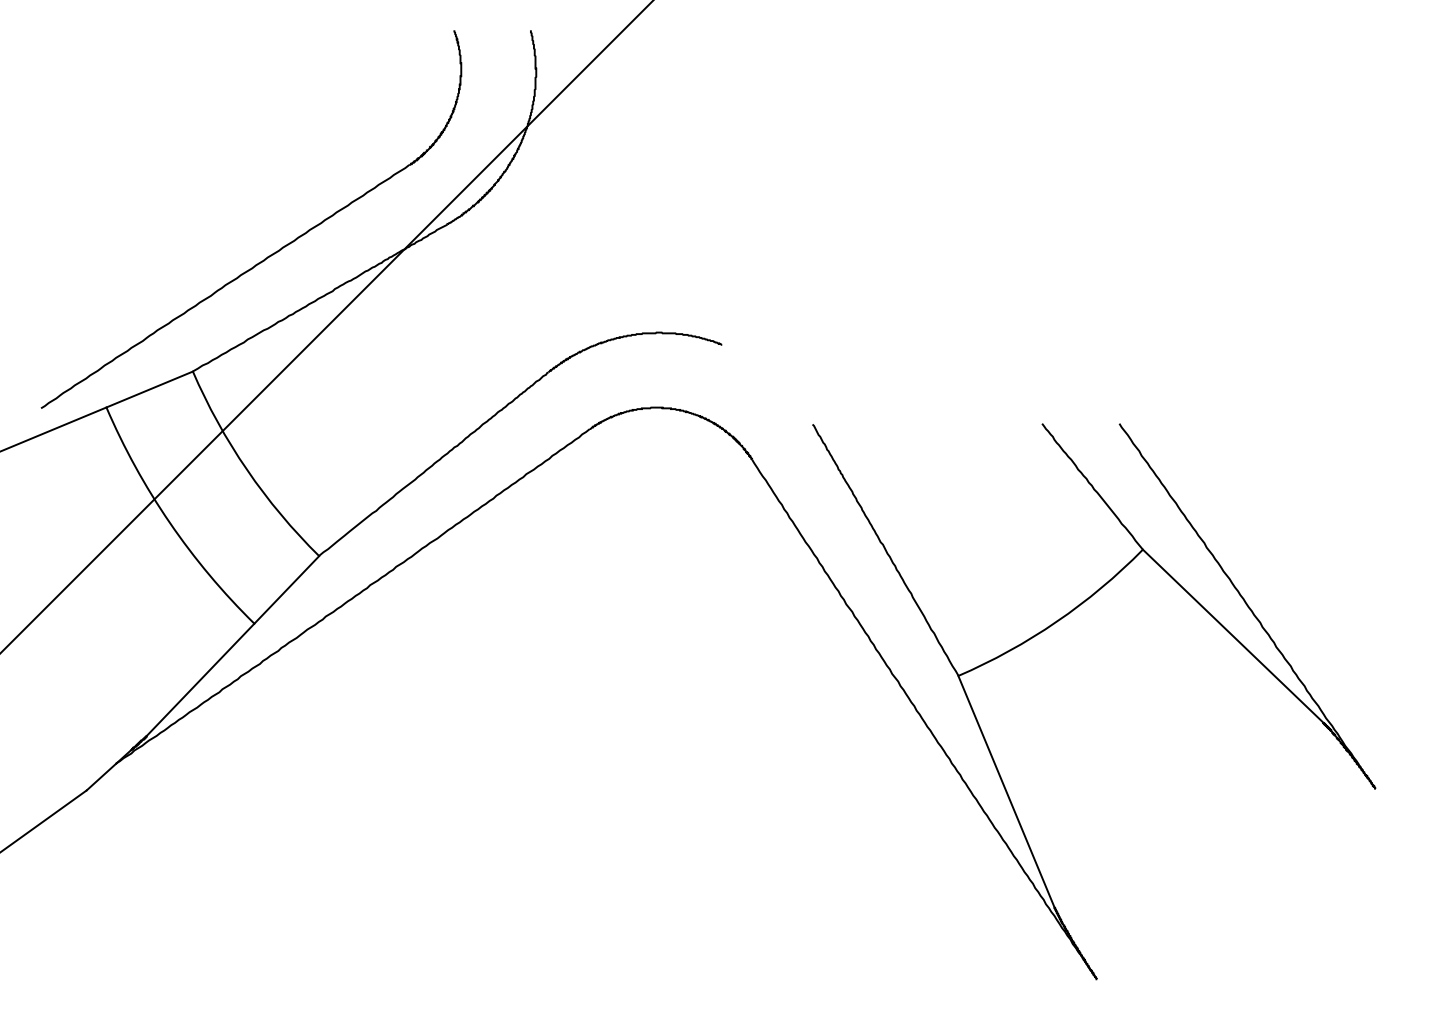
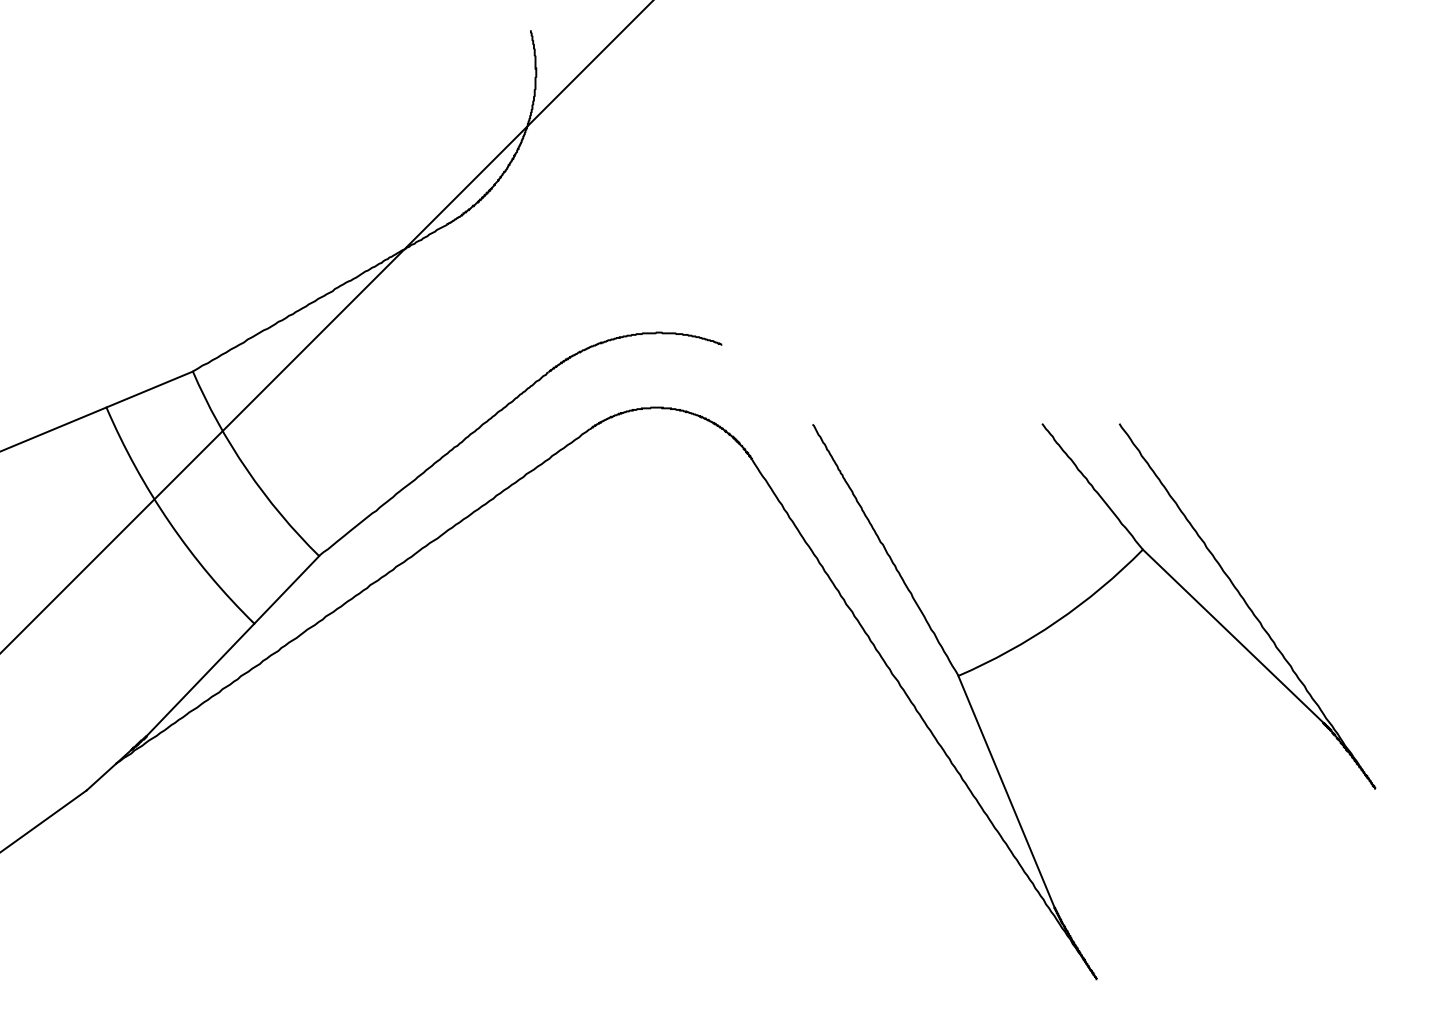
part: present -> none (270, 254)
